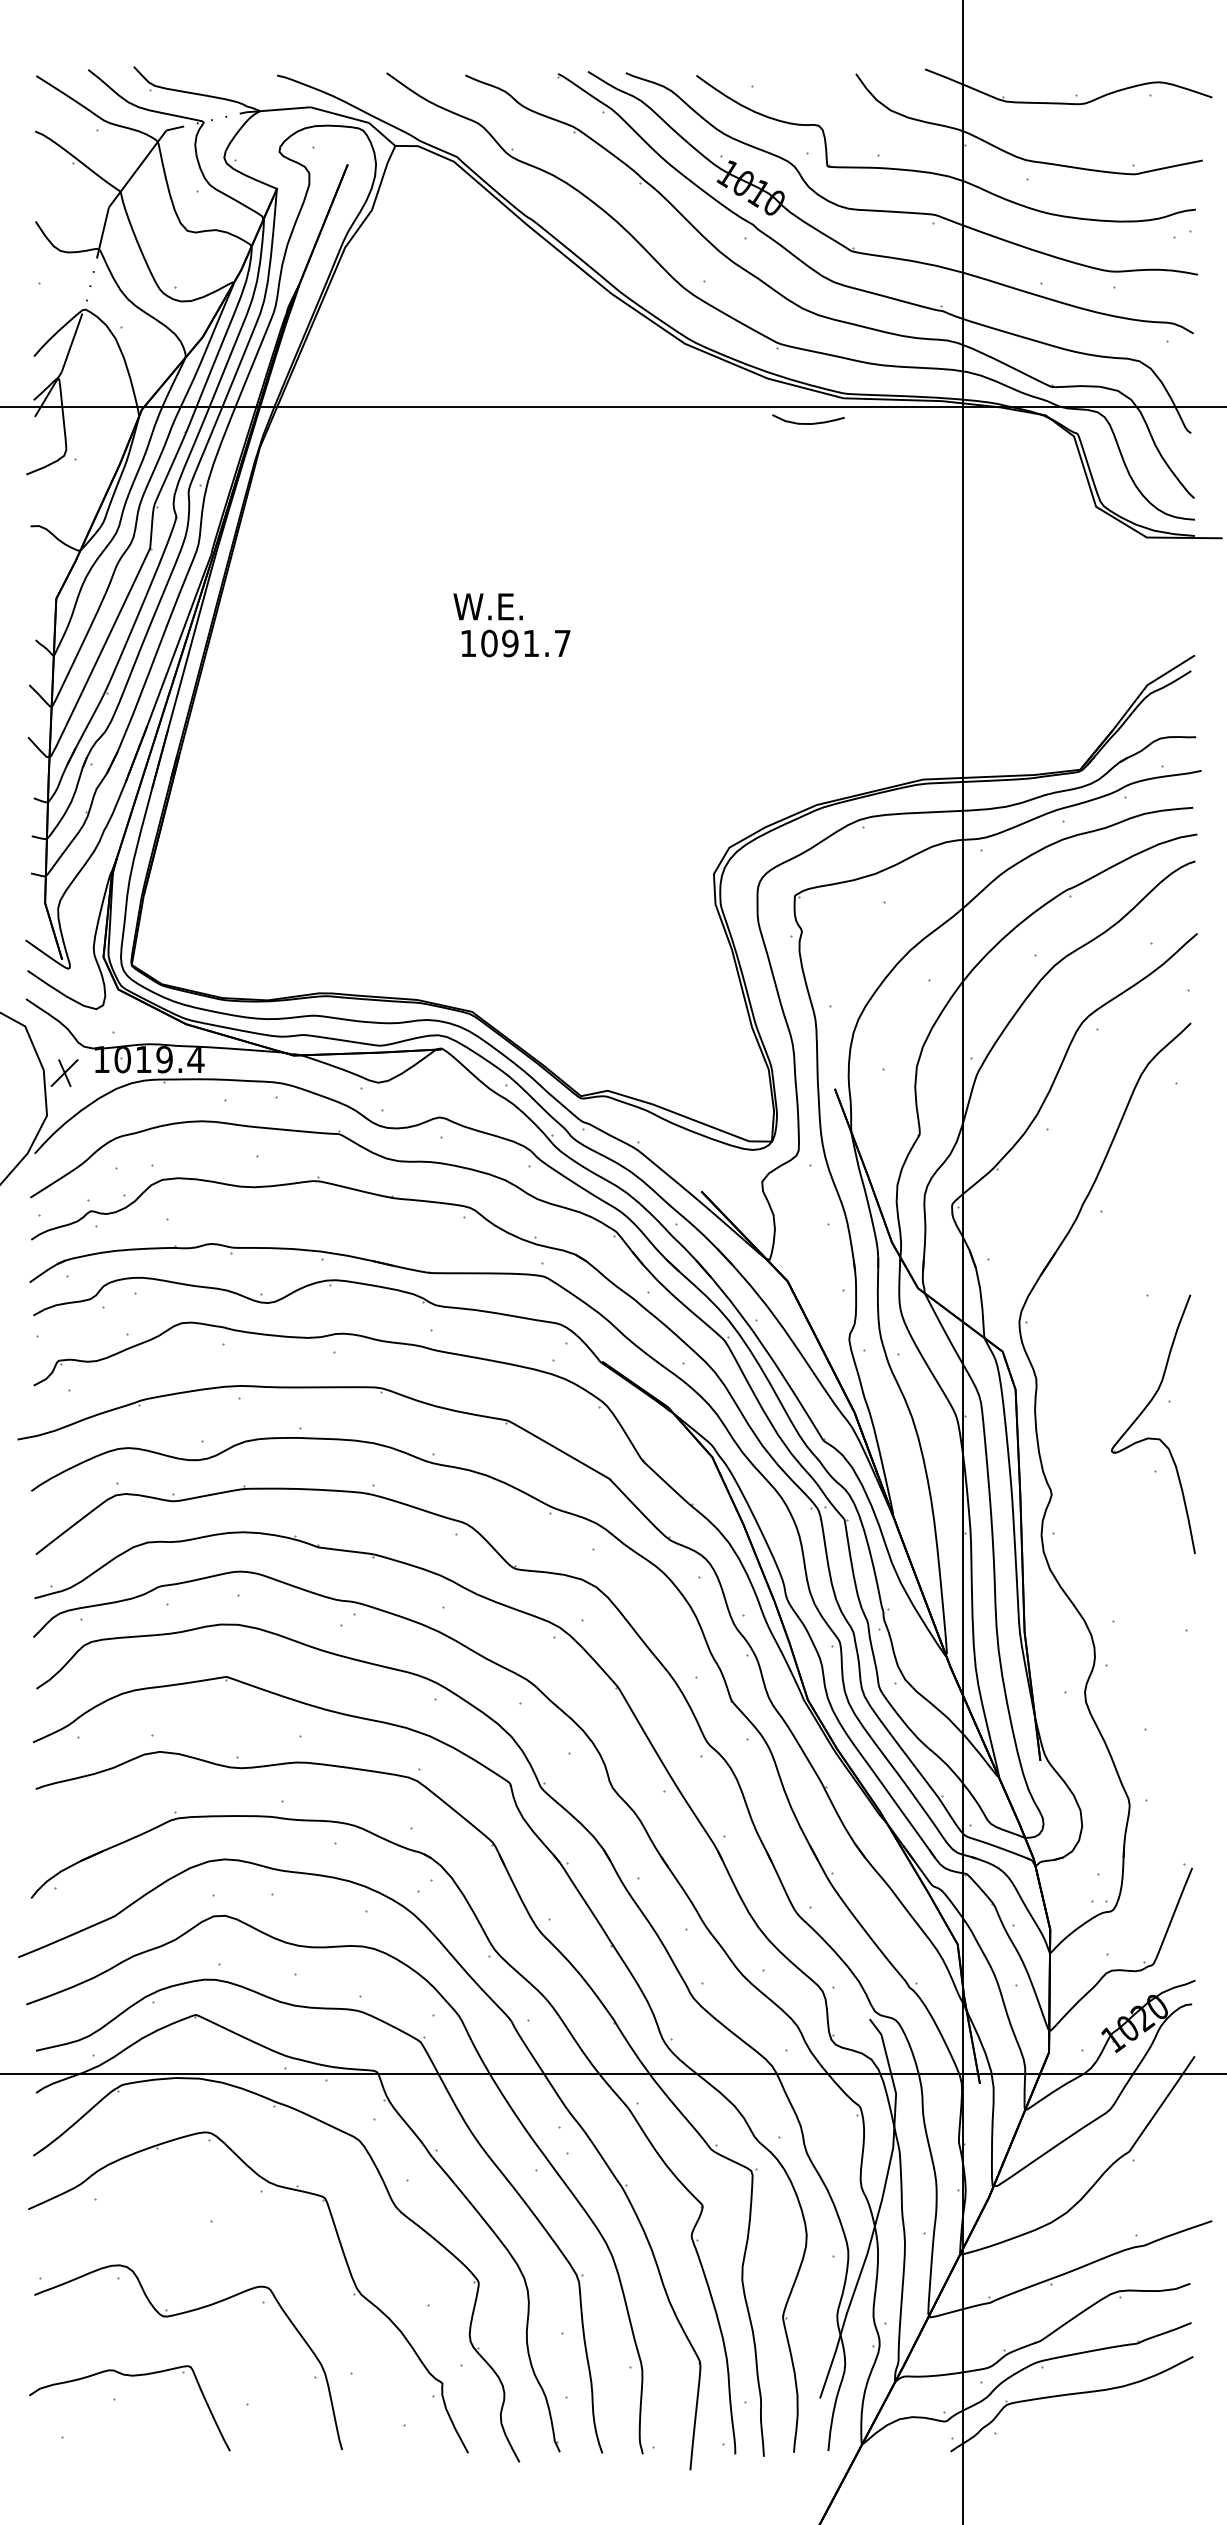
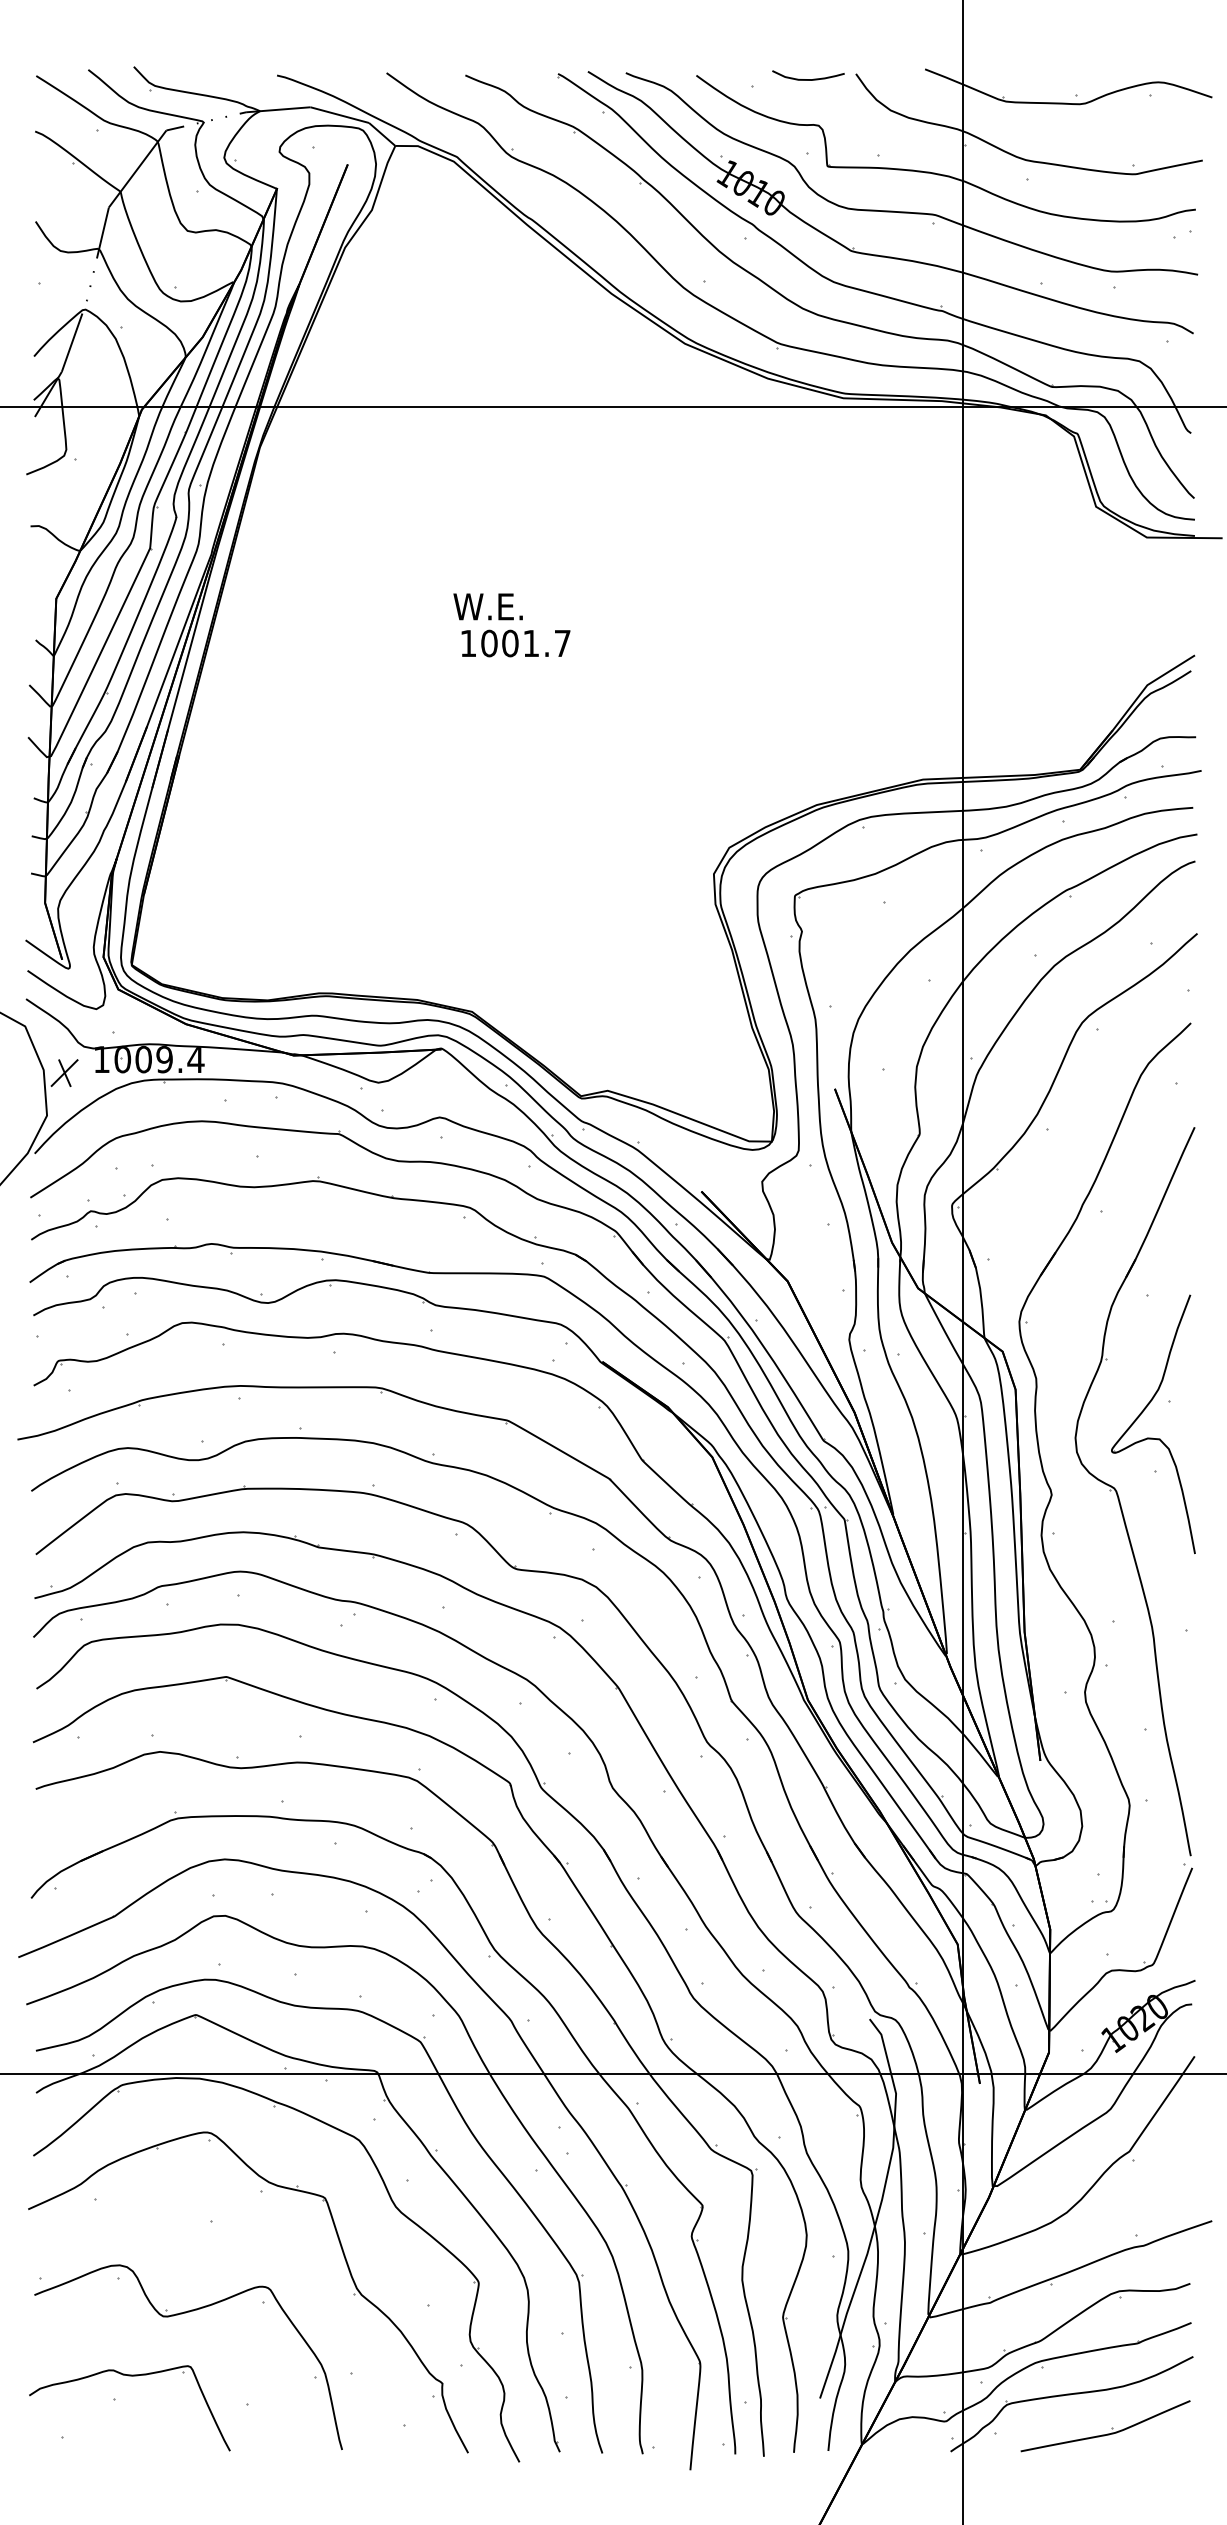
curve position: (808, 423) -> (808, 79) (808, 79)
text: 1091.7 -> 1001.7 (510, 643)
text: 1019.4 -> 1009.4 (143, 1059)
part: none -> present (1119, 1497)
part: none -> present (1111, 2428)
